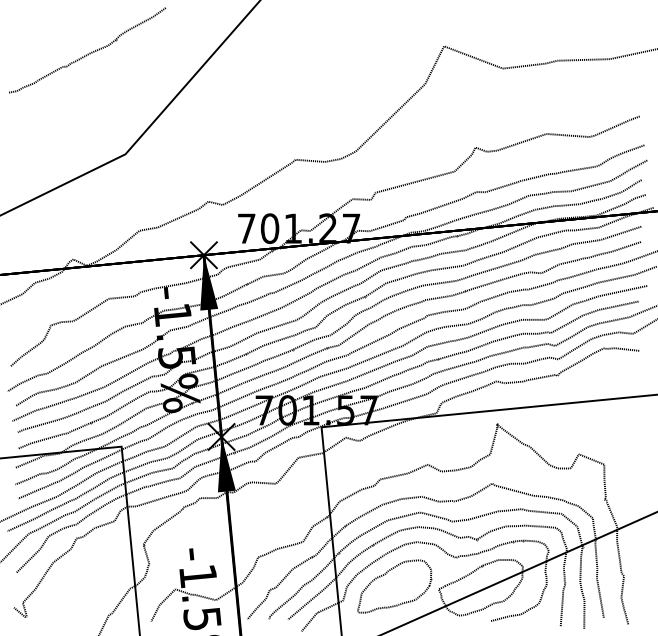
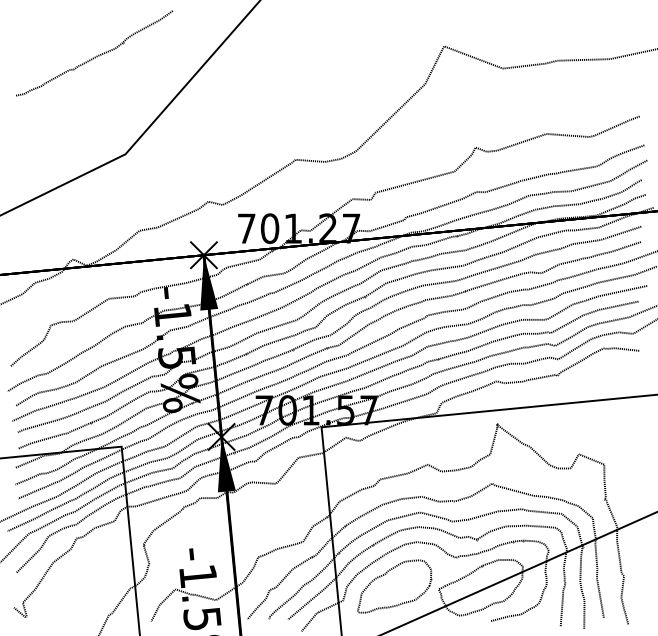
curve position: (89, 52) -> (96, 55) (96, 55)
